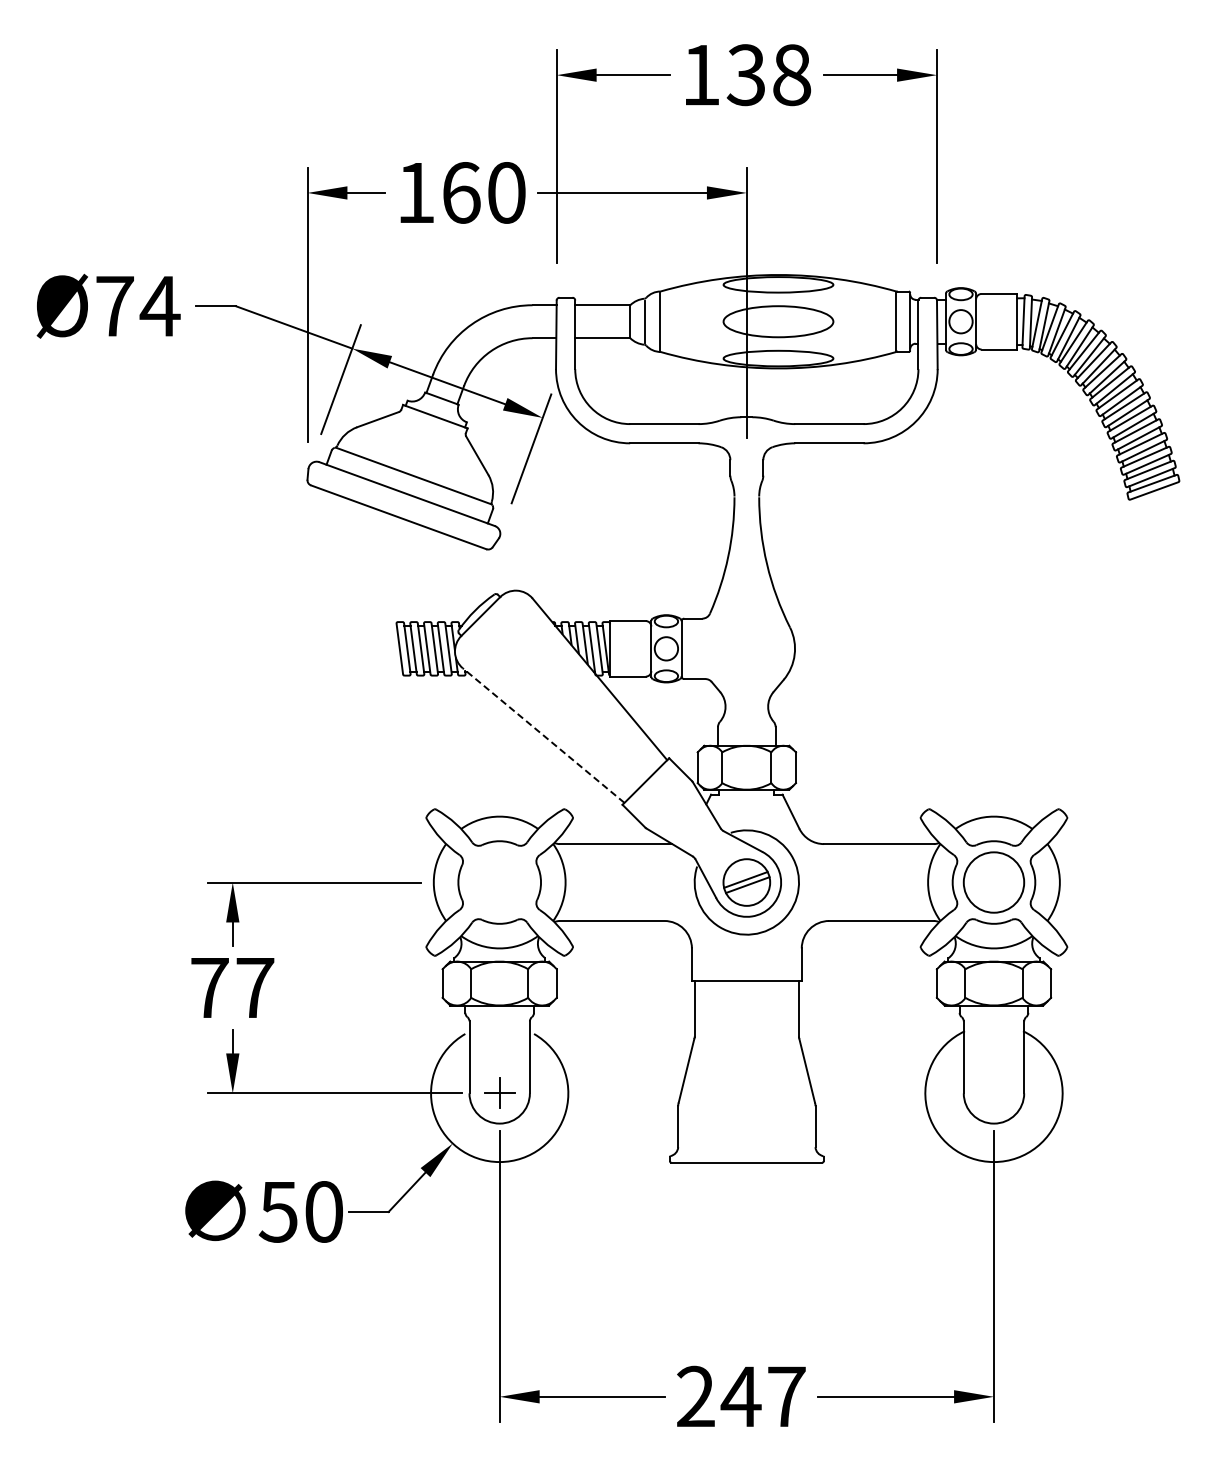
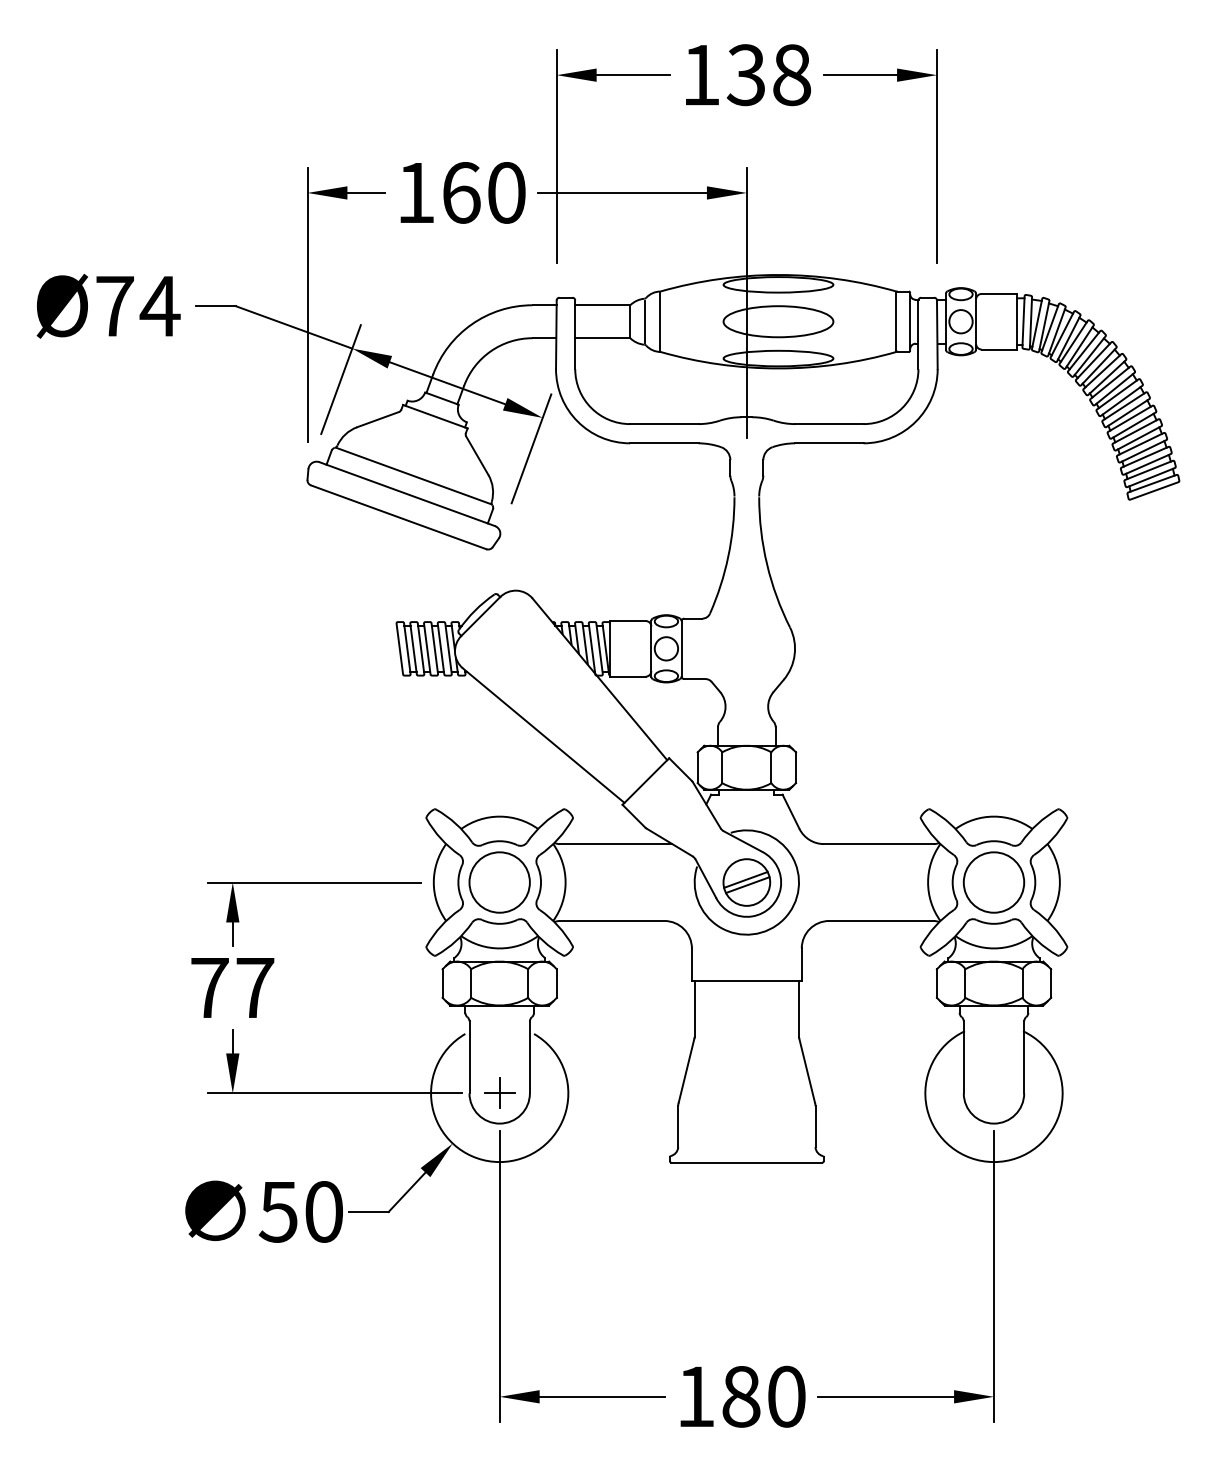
line: dashed -> solid (543, 735)
circle: none -> present (499, 882)
text: 247 -> 180 (741, 1396)
